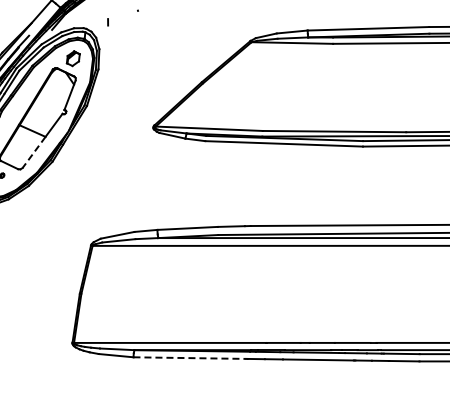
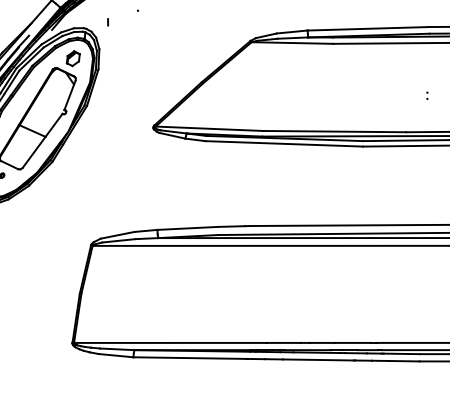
part: none -> present (427, 95)
line: dashed -> solid (33, 152)
line: dashed -> solid (190, 358)
